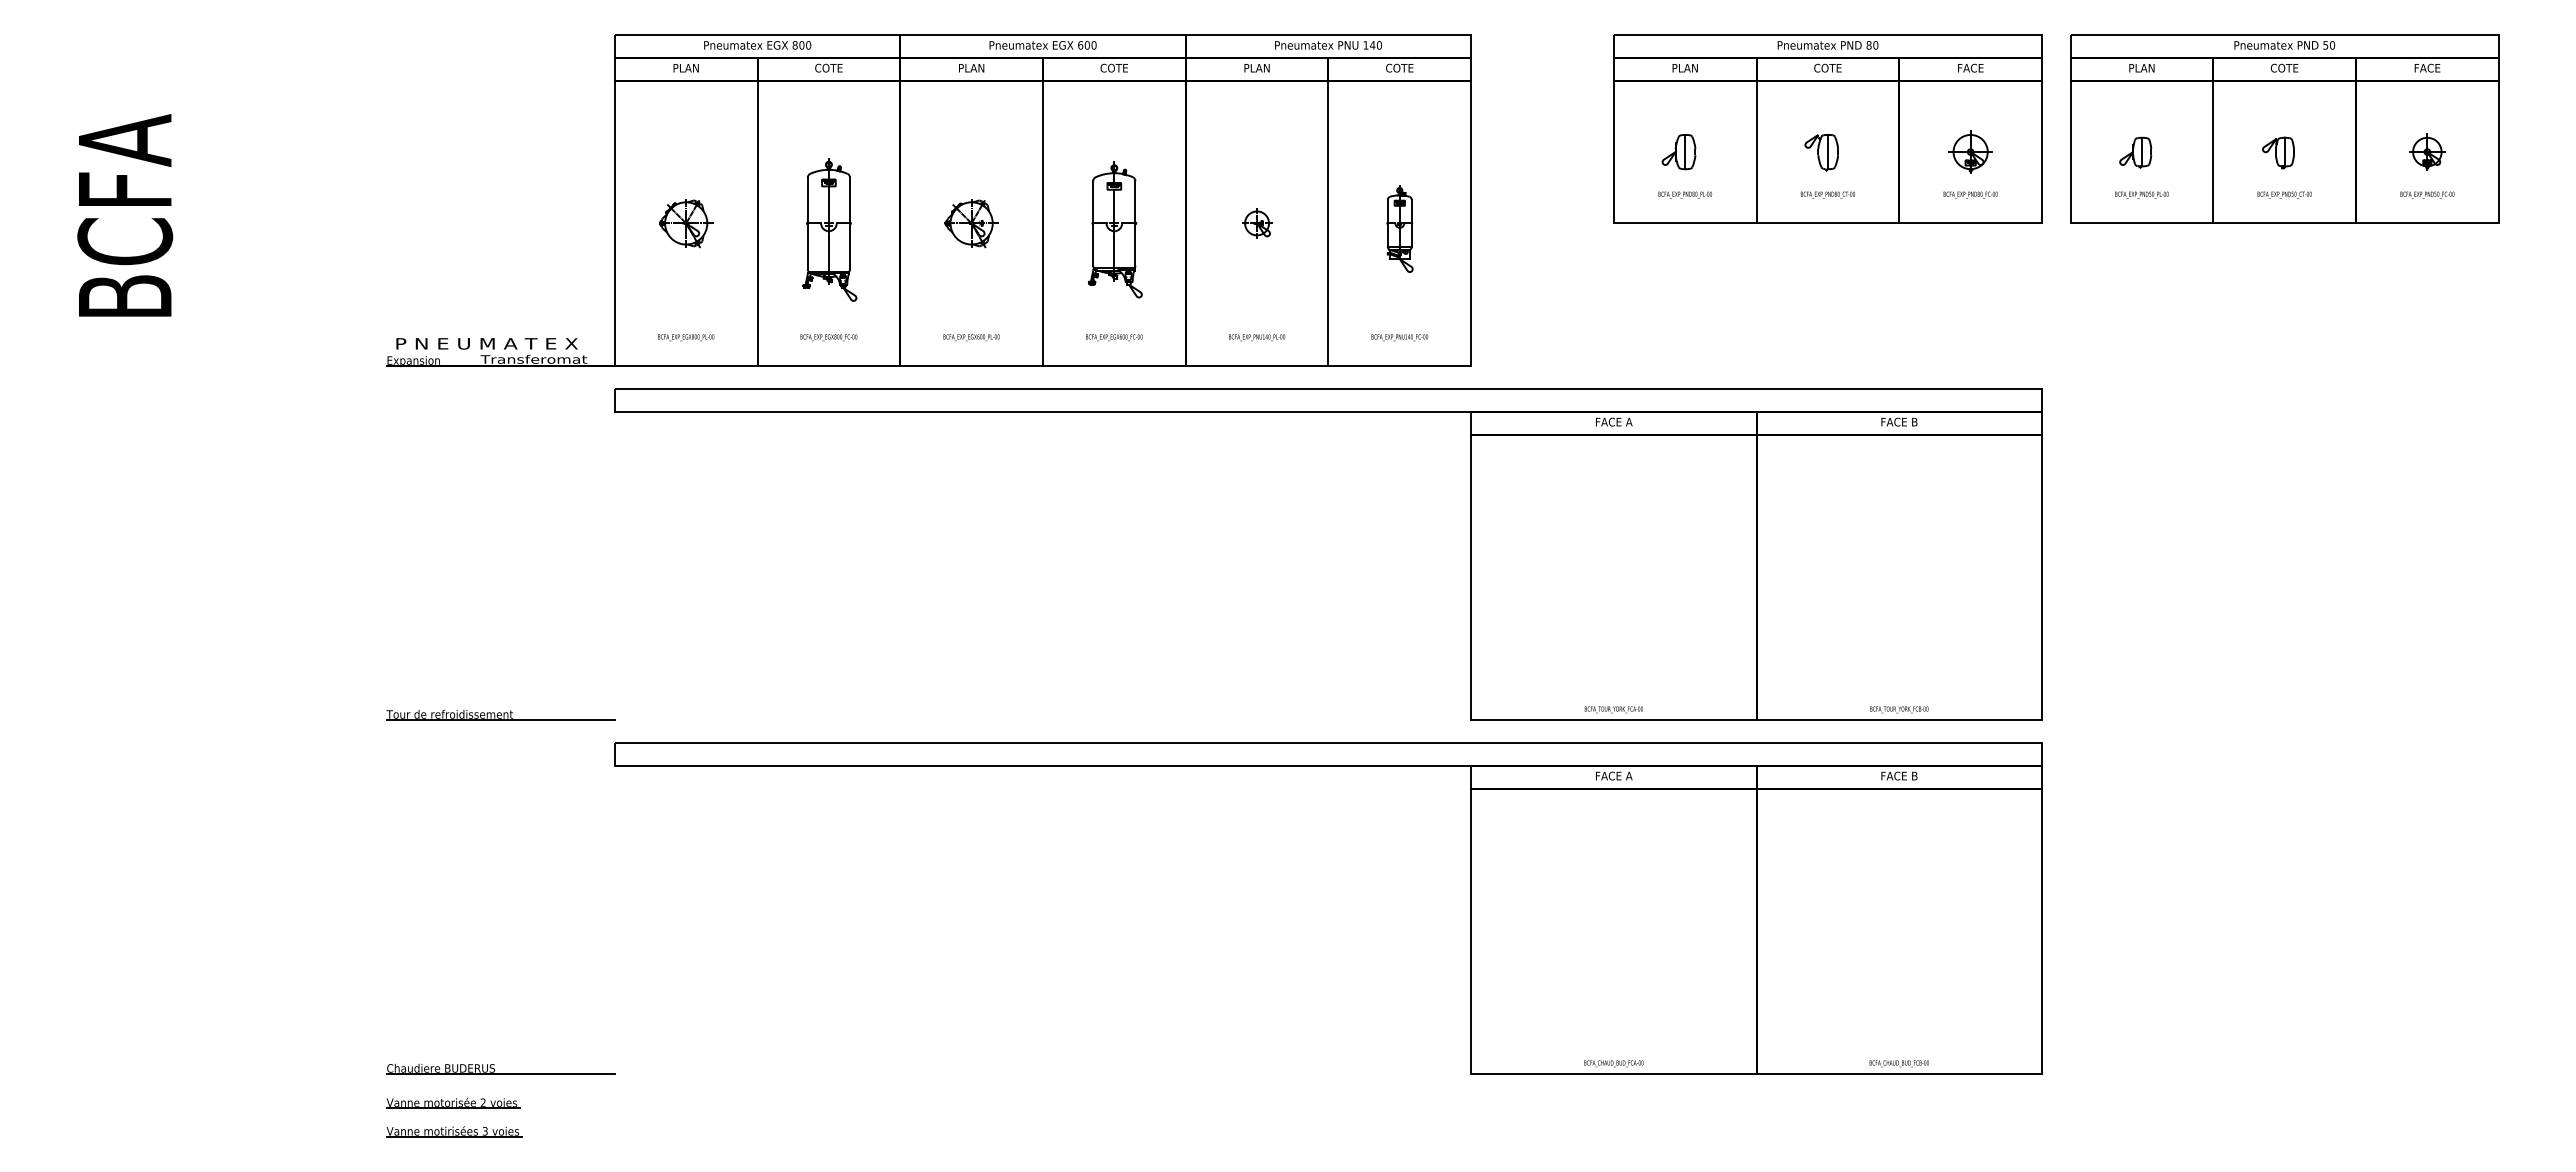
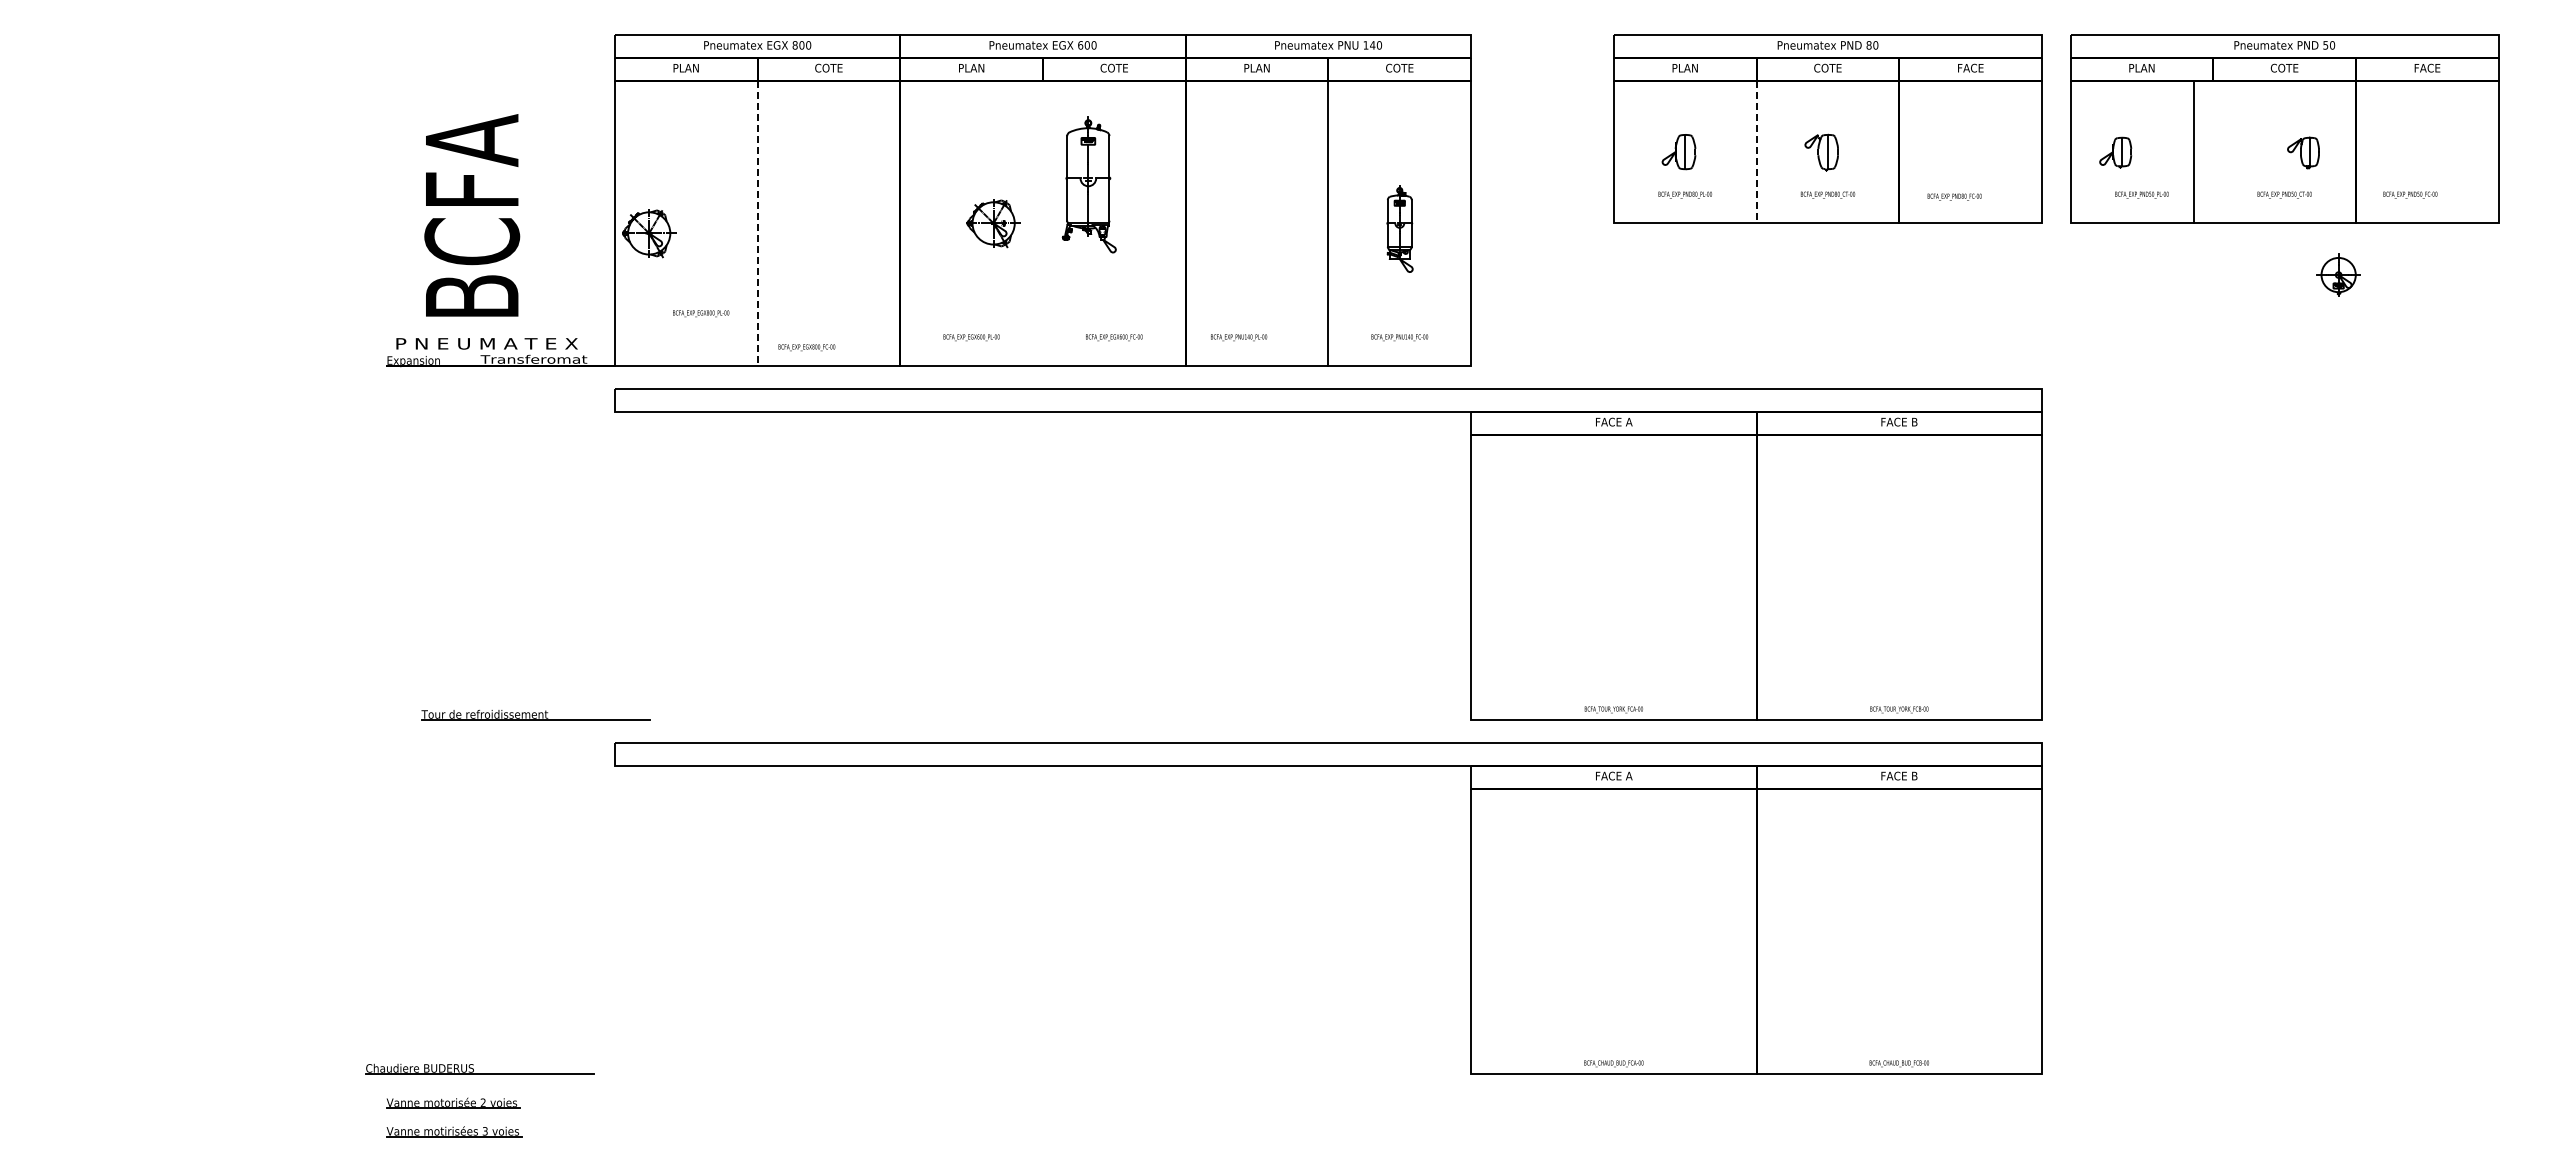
part position: (1970, 151) -> (2338, 274) (2338, 274)
line position: (2213, 151) -> (2194, 151) (2194, 151)
part: present -> none (2427, 151)
line: solid -> dashed (1756, 152)
part position: (2135, 152) -> (2115, 152) (2115, 152)
part position: (2278, 152) -> (2303, 152) (2303, 152)
text position: (1970, 194) -> (1954, 196) (1954, 196)
text position: (2427, 194) -> (2410, 194) (2410, 194)
text position: (125, 215) -> (472, 215) (472, 215)
part position: (686, 223) -> (649, 233) (649, 233)
line: solid -> dashed (757, 223)
part position: (971, 223) -> (993, 223) (993, 223)
line: present -> none (1043, 223)
part: present -> none (1257, 223)
part: present -> none (829, 229)
part position: (1114, 229) -> (1088, 184) (1088, 184)
text position: (686, 337) -> (701, 313) (701, 313)
text position: (828, 337) -> (806, 347) (806, 347)
text position: (1257, 337) -> (1239, 337) (1239, 337)
part position: (500, 714) -> (535, 714) (535, 714)
part position: (500, 1068) -> (479, 1068) (479, 1068)
